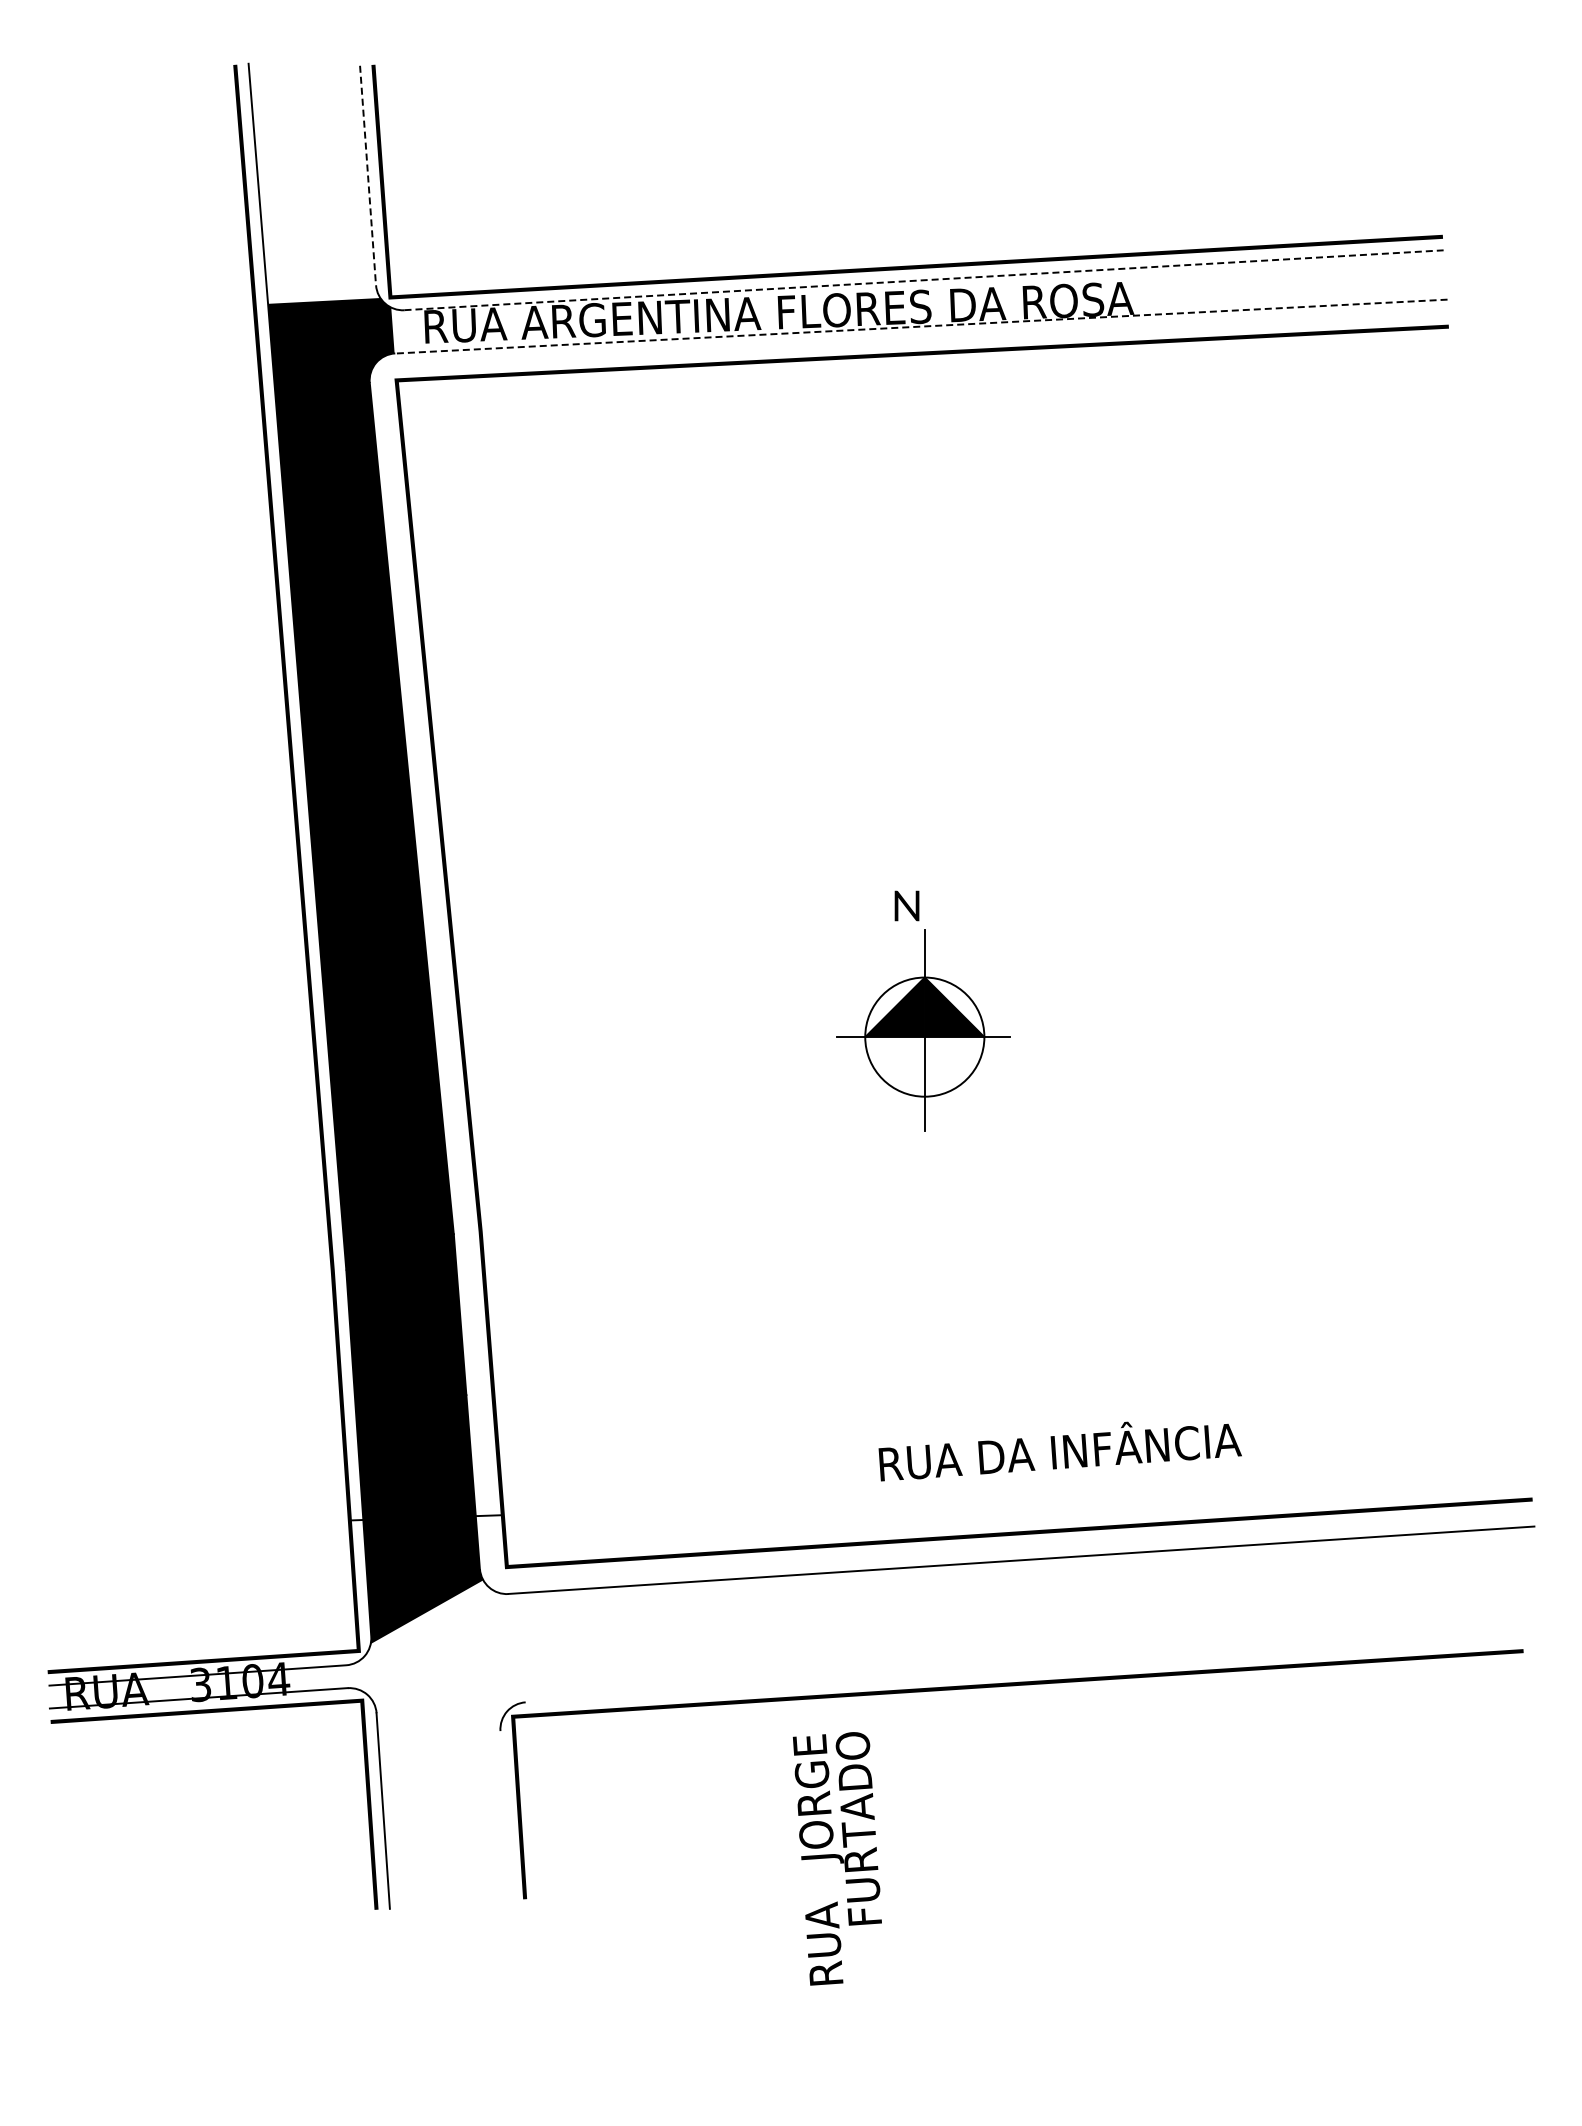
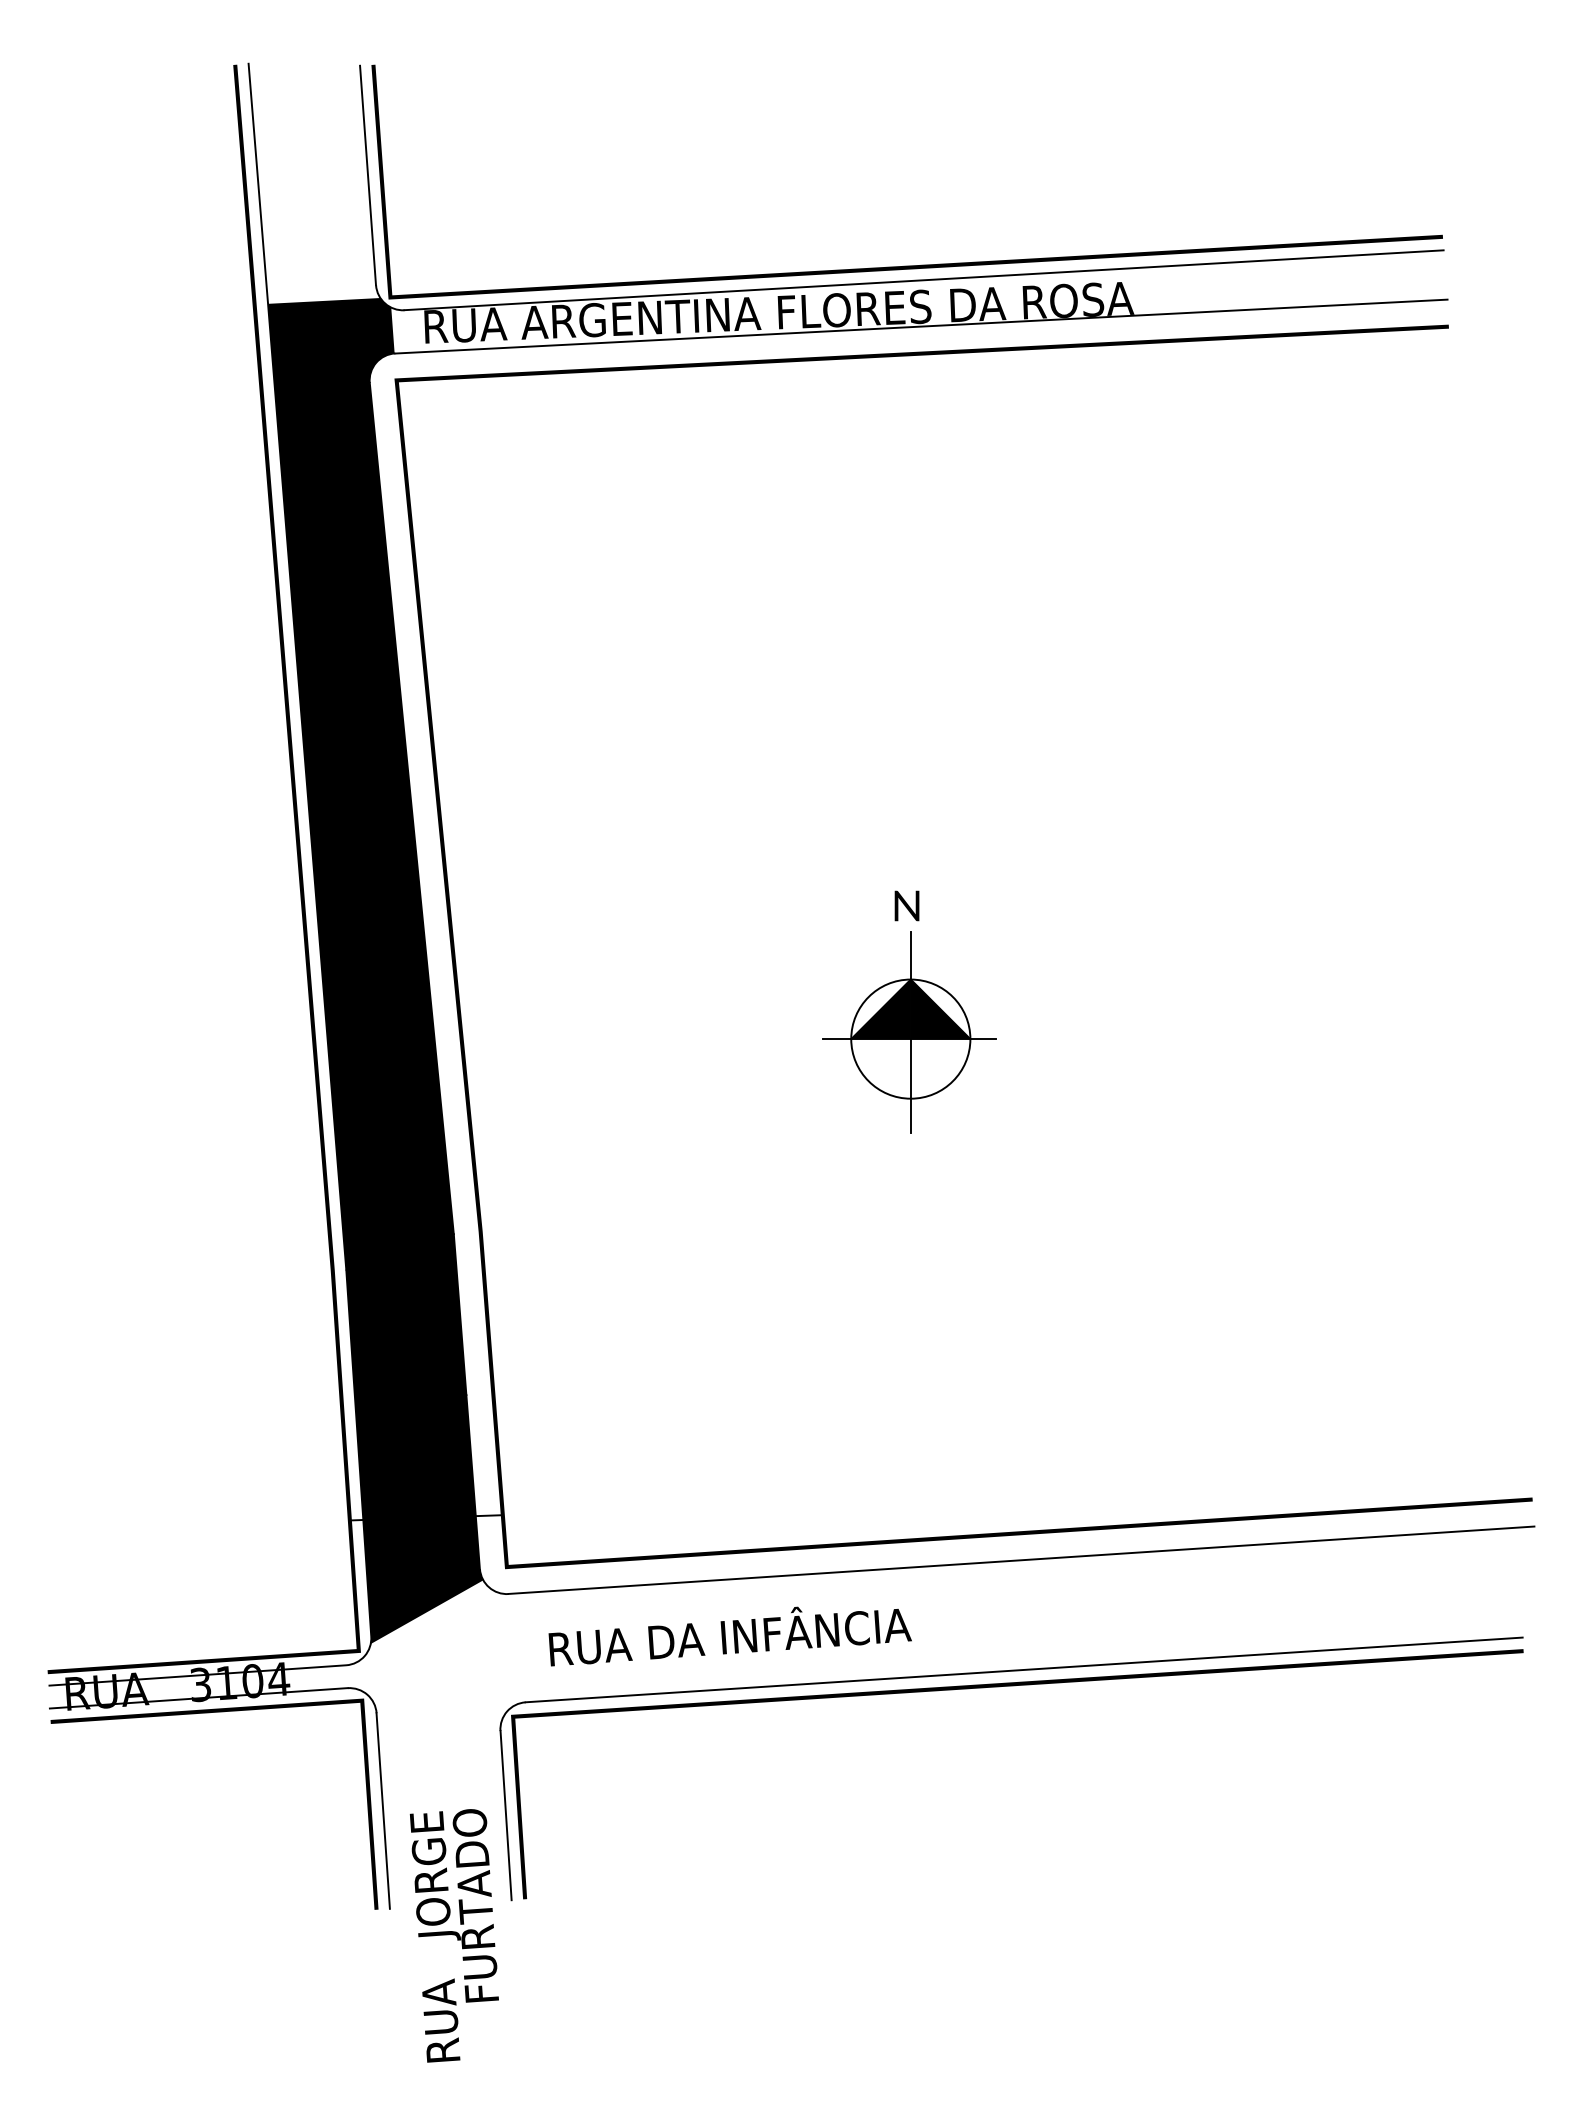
line: dashed -> solid (368, 175)
line: dashed -> solid (924, 280)
line: dashed -> solid (921, 326)
part position: (923, 1030) -> (909, 1032) (909, 1032)
text position: (1059, 1451) -> (729, 1636) (729, 1636)
line: none -> present (1023, 1669)
line: none -> present (505, 1815)
text position: (836, 1858) -> (453, 1935) (453, 1935)
